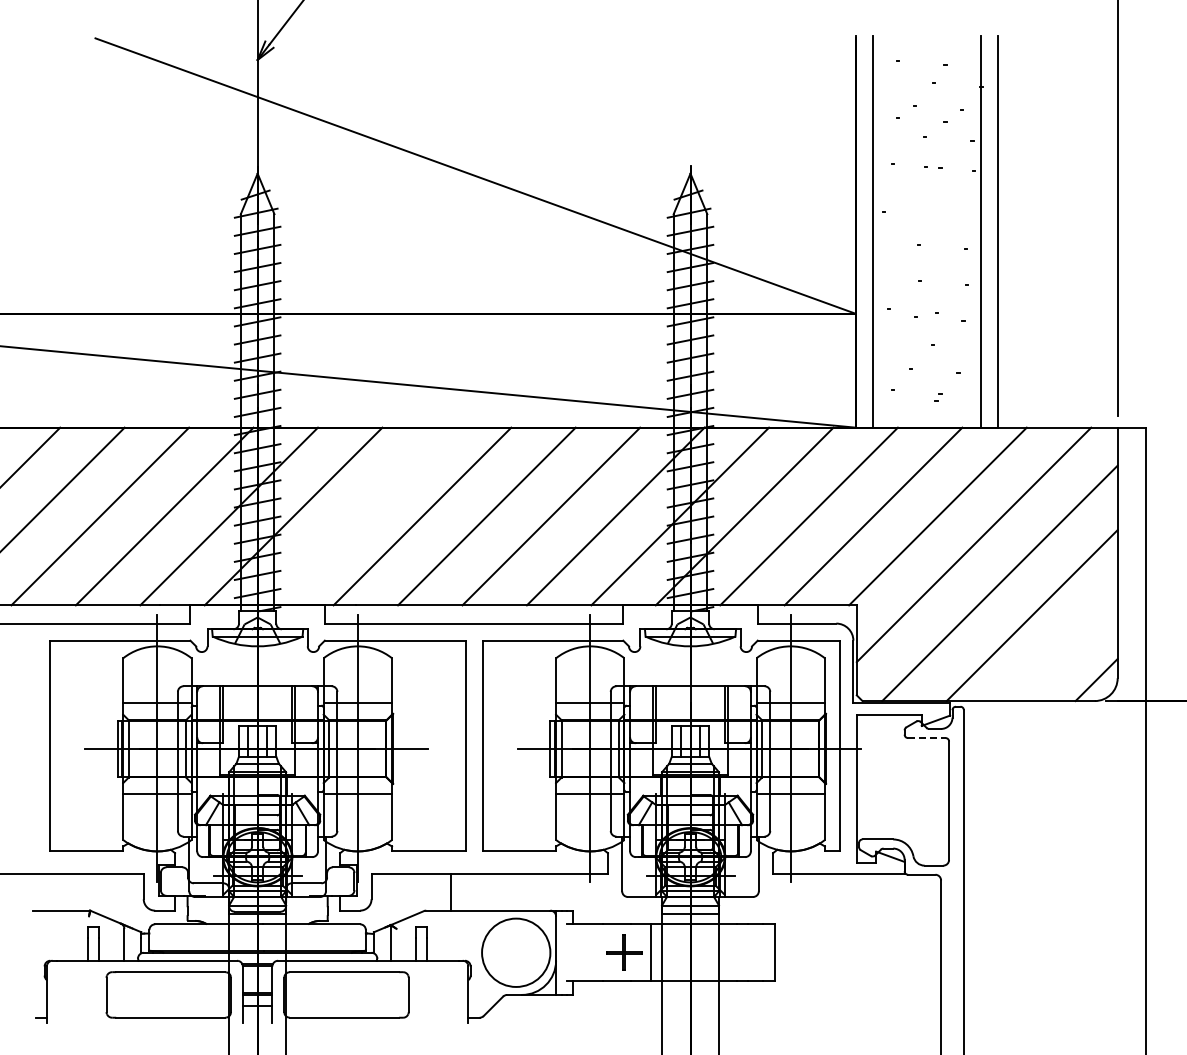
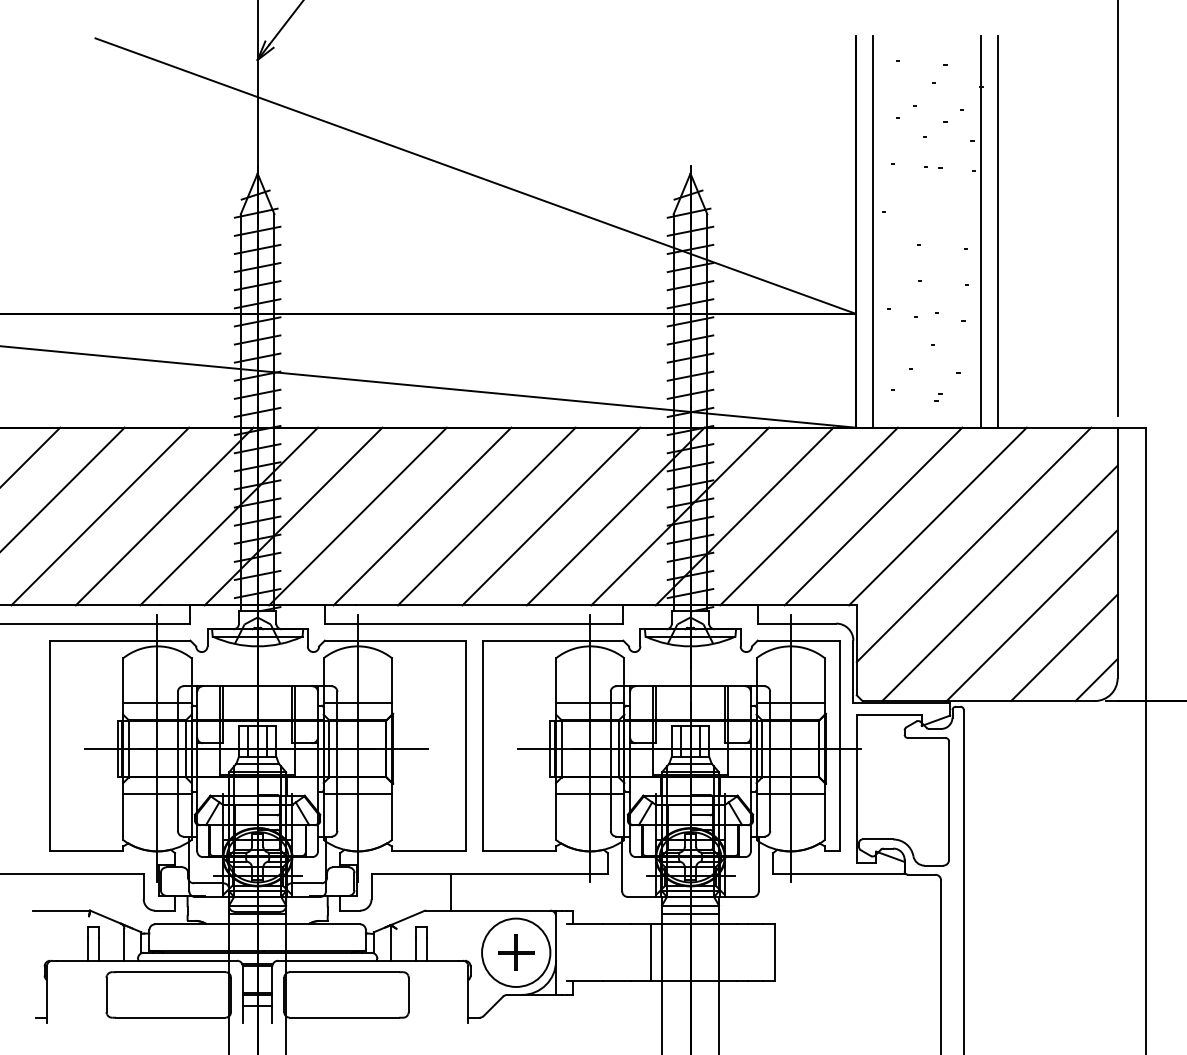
line: none -> present (357, 516)
line: none -> present (1064, 647)
line: dashed -> solid (926, 738)
part position: (624, 952) -> (516, 952) (516, 952)
